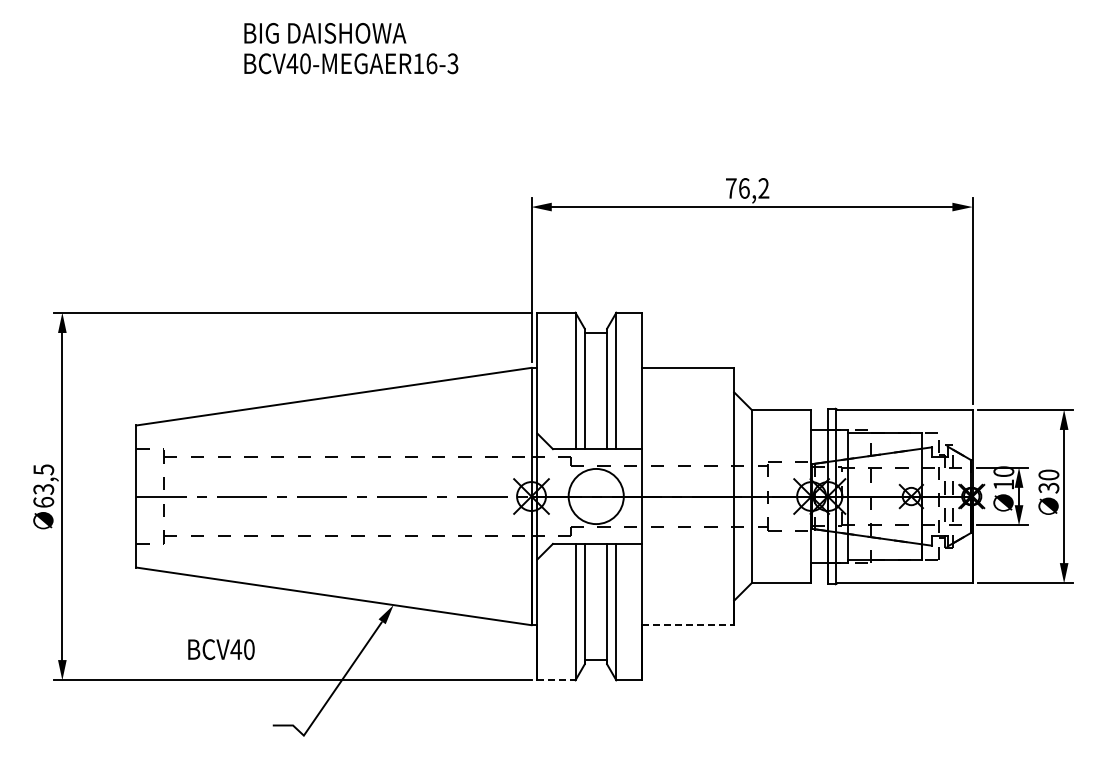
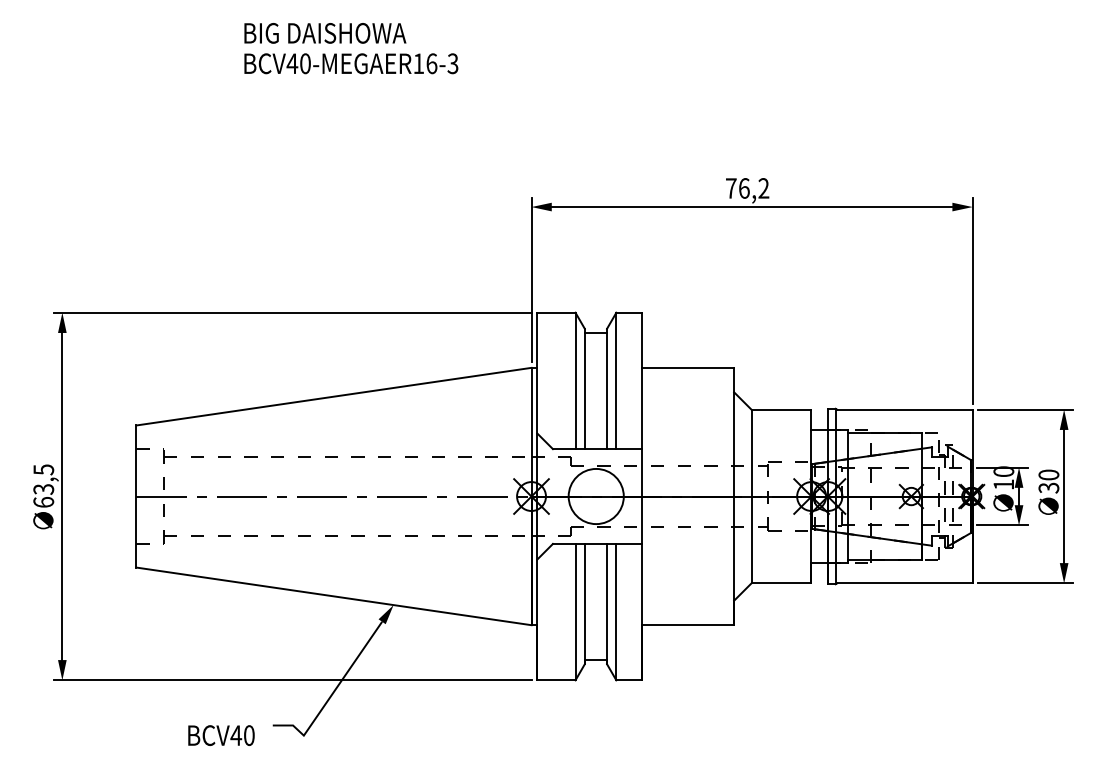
line: dashed -> solid (688, 625)
text position: (221, 649) -> (221, 735) (221, 735)
line: dashed -> solid (556, 680)
